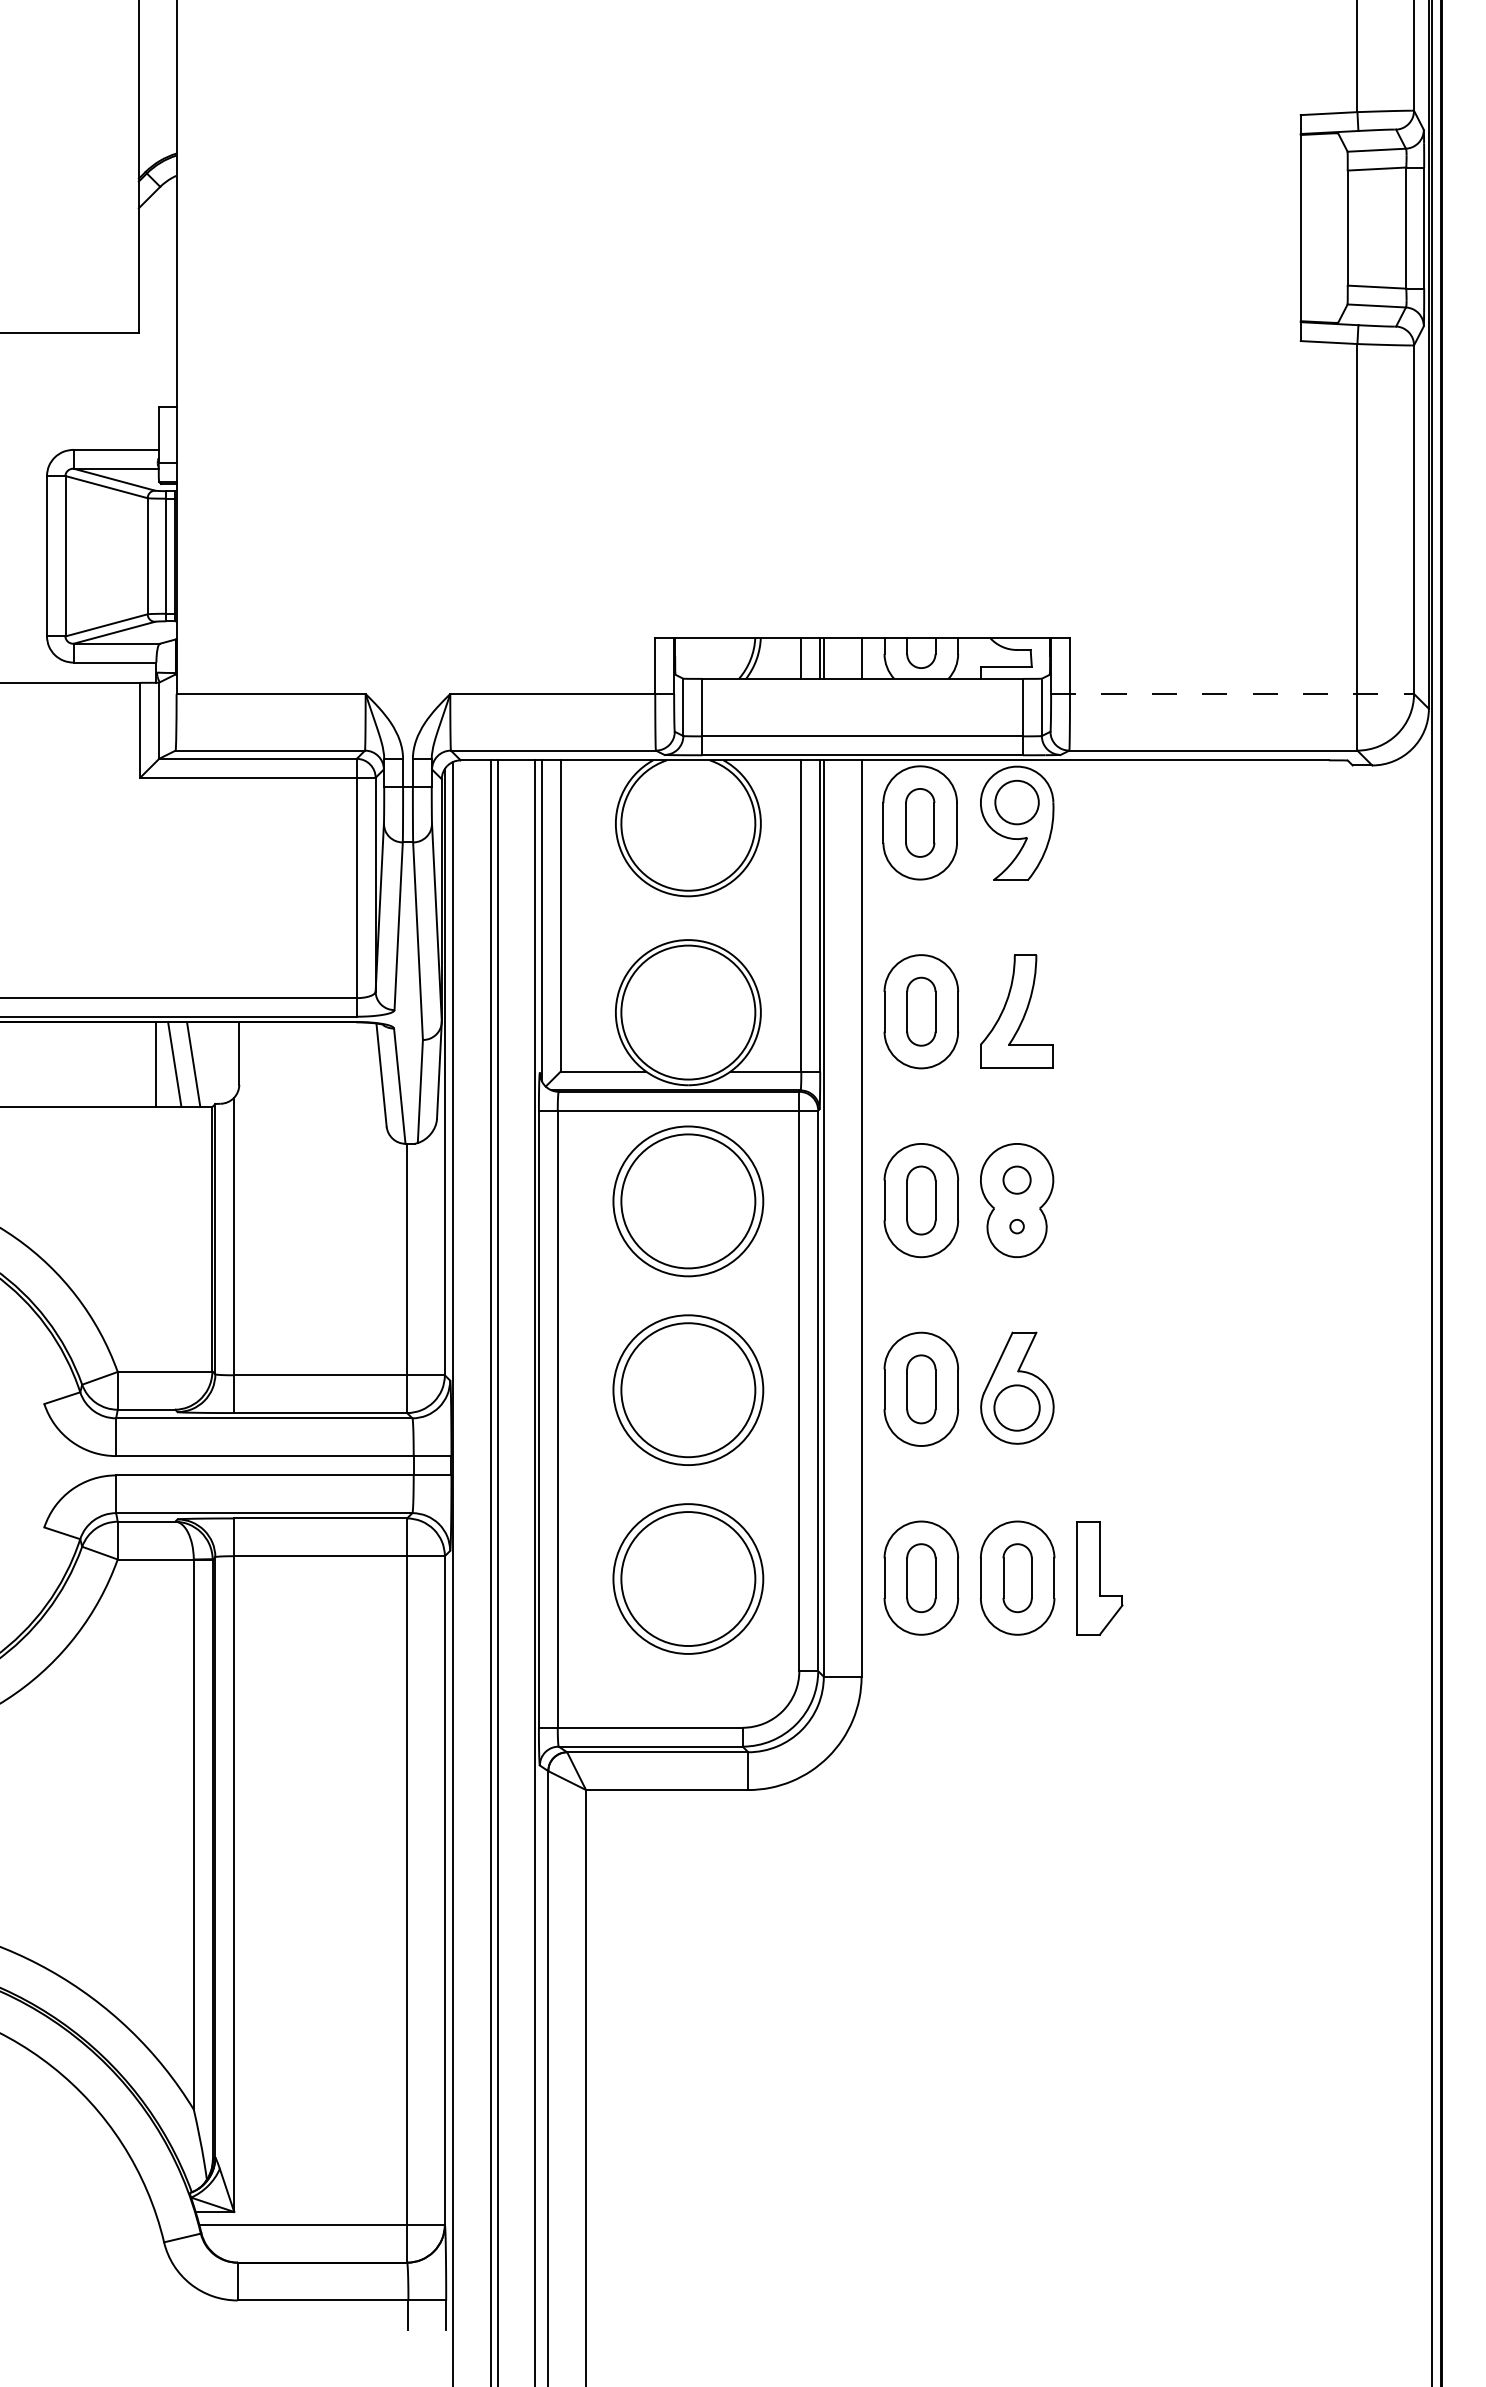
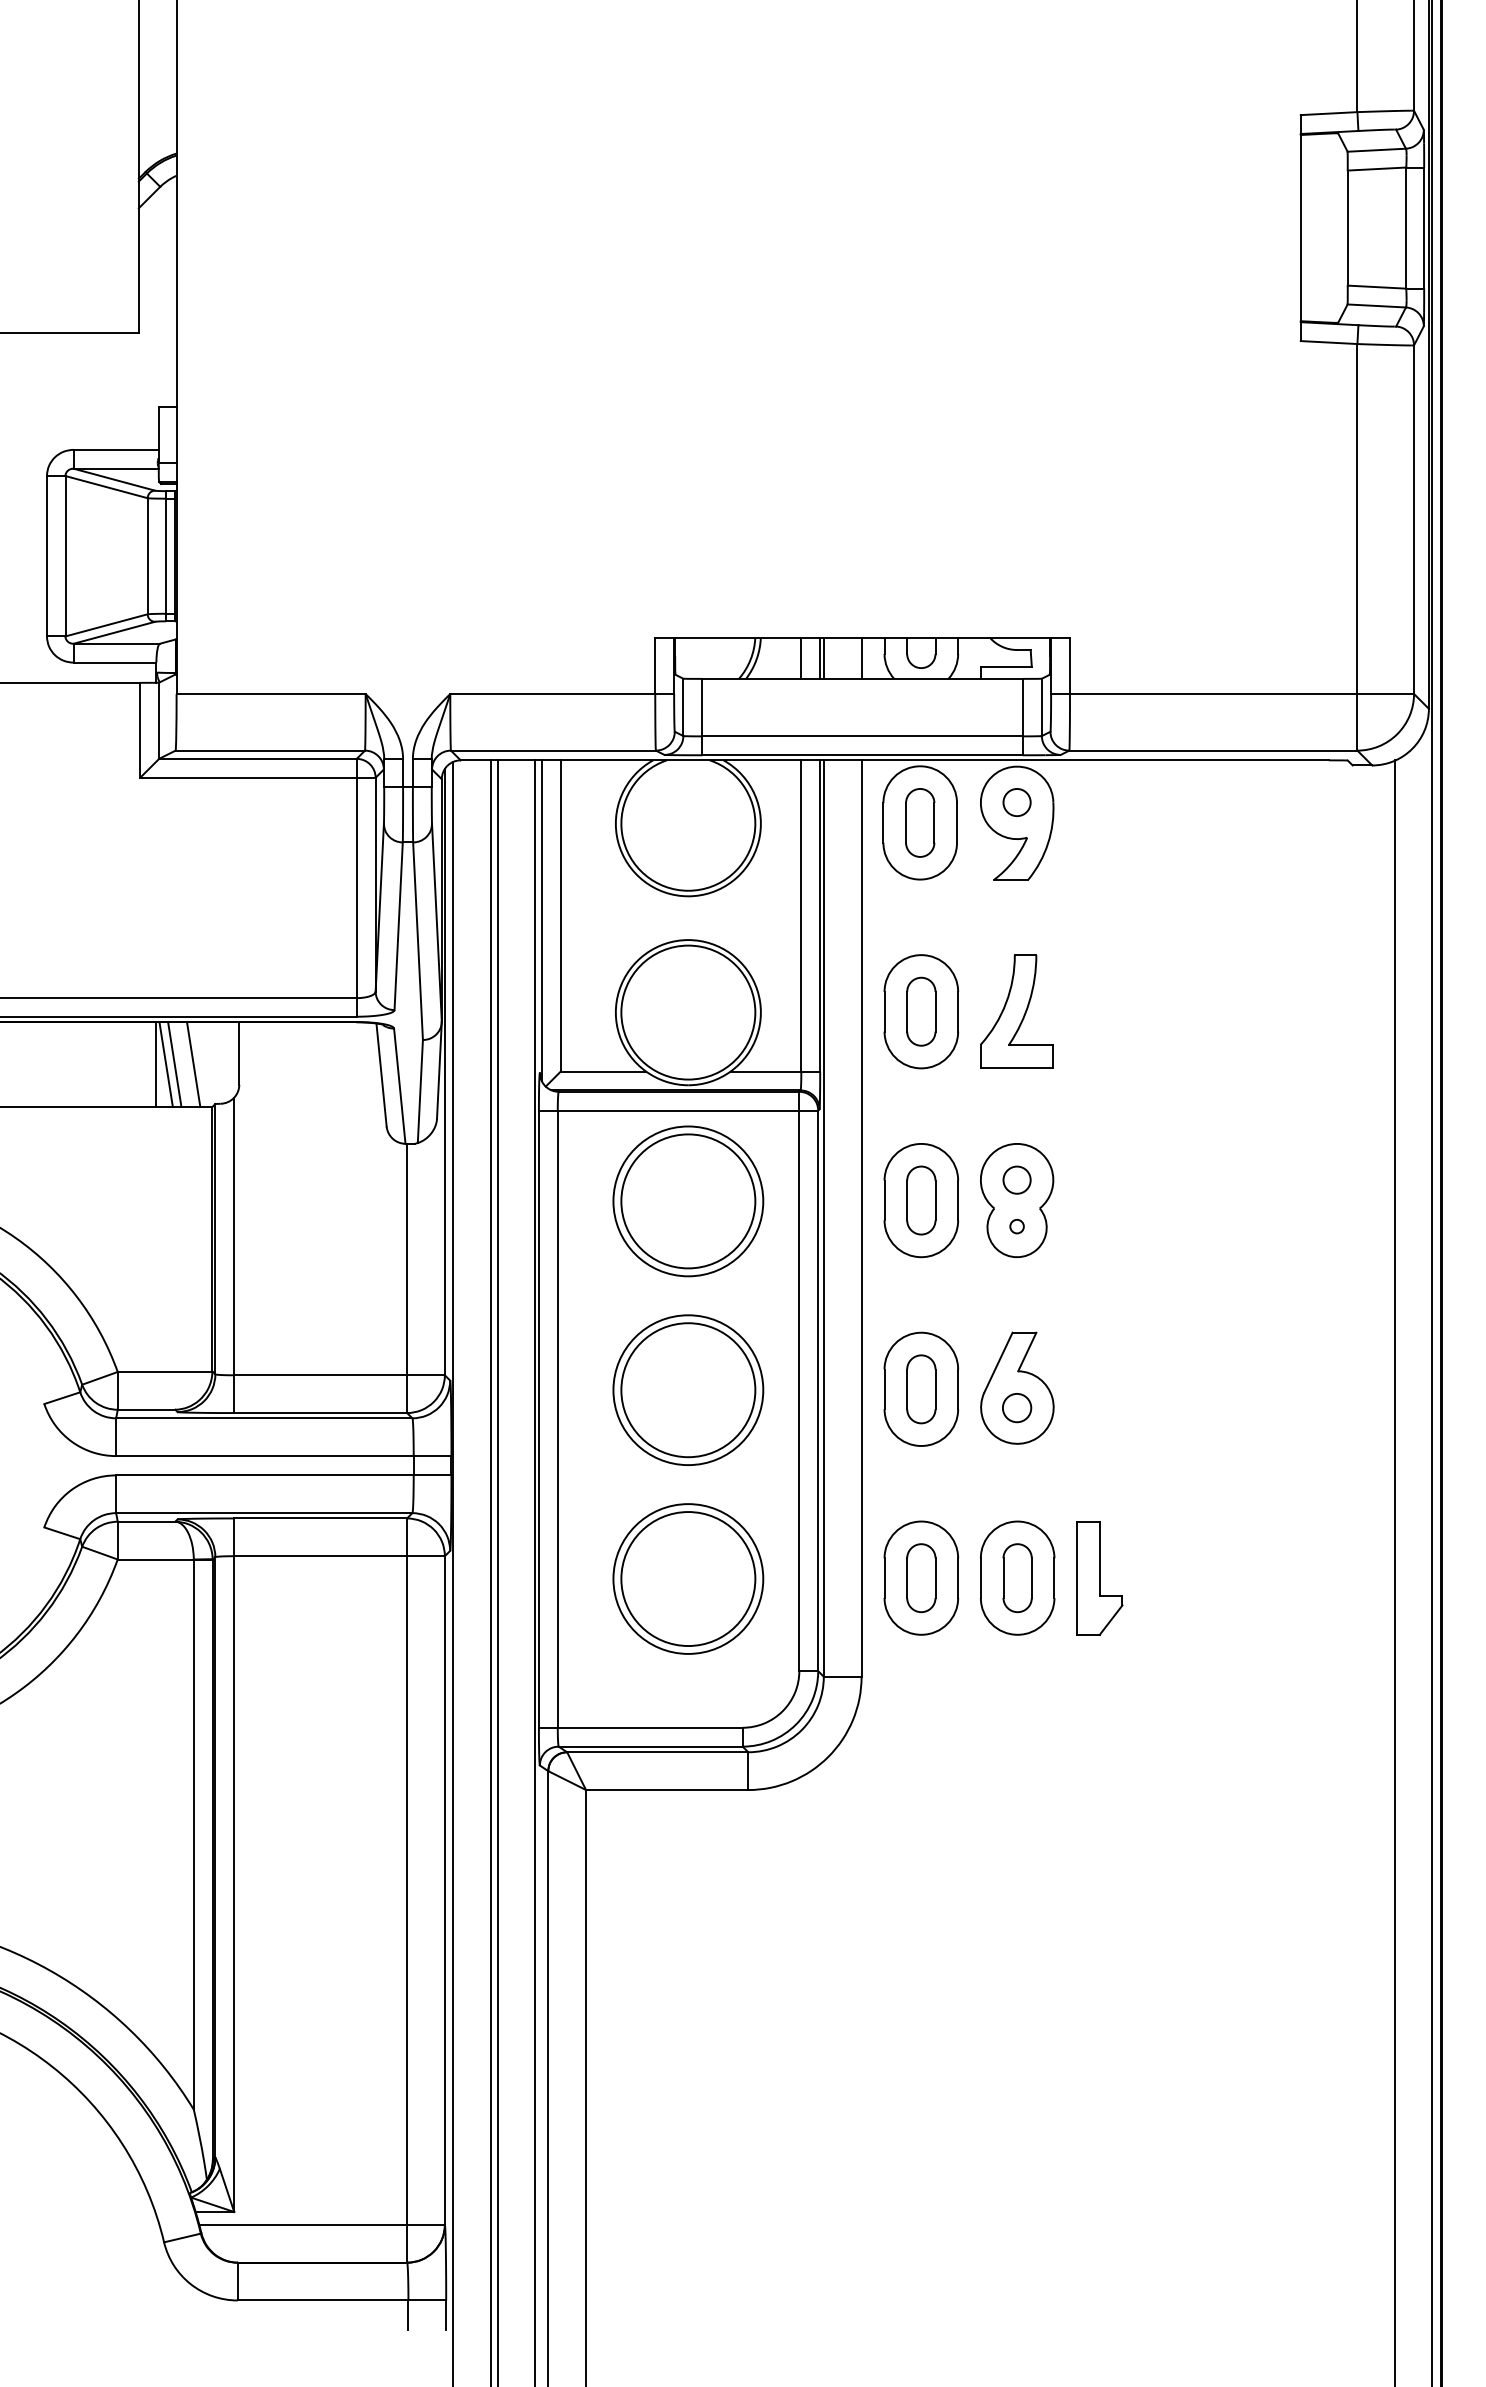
line: dashed -> solid (1233, 693)
circle diameter: 44 px -> 27 px (1016, 802)
line: none -> present (165, 1064)
circle diameter: 45 px -> 28 px (1016, 1407)
line: none -> present (1394, 1571)
